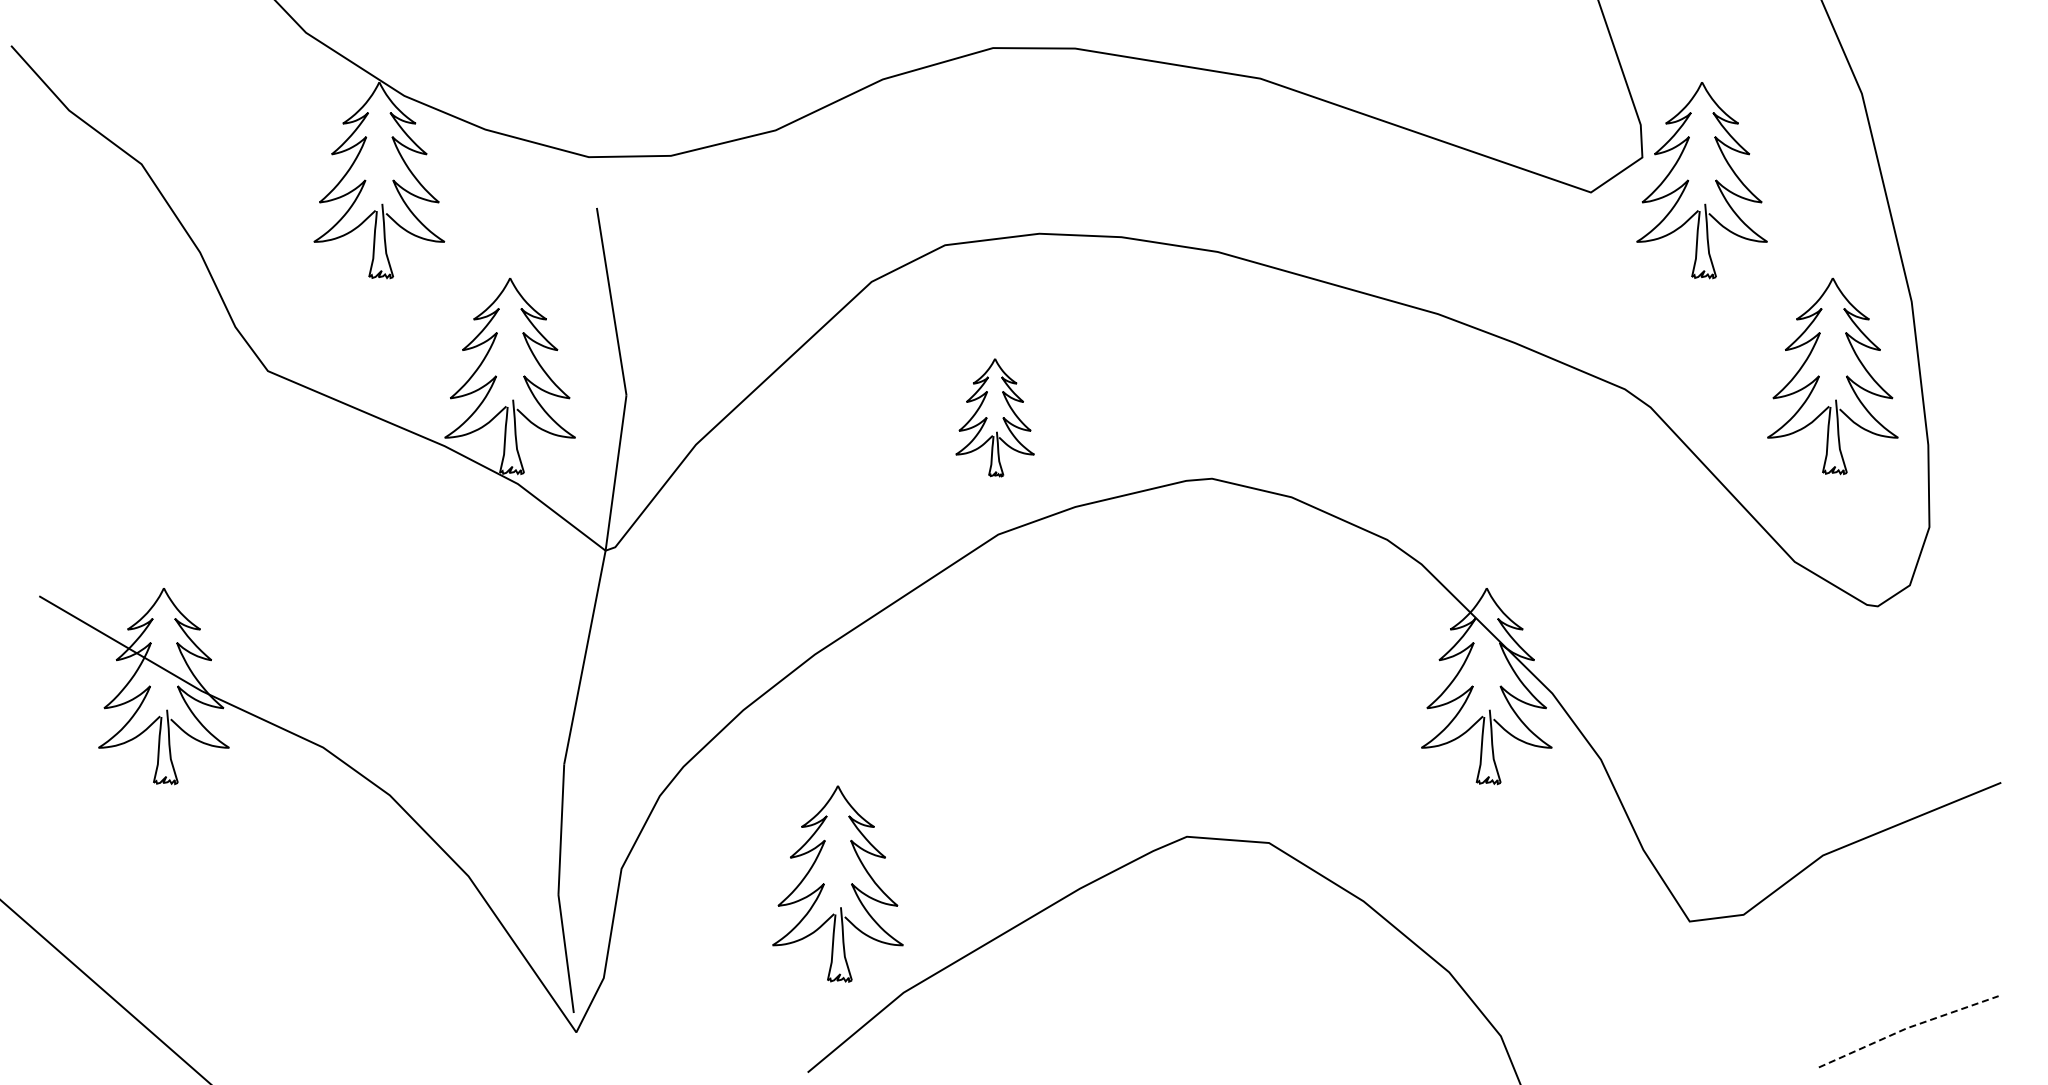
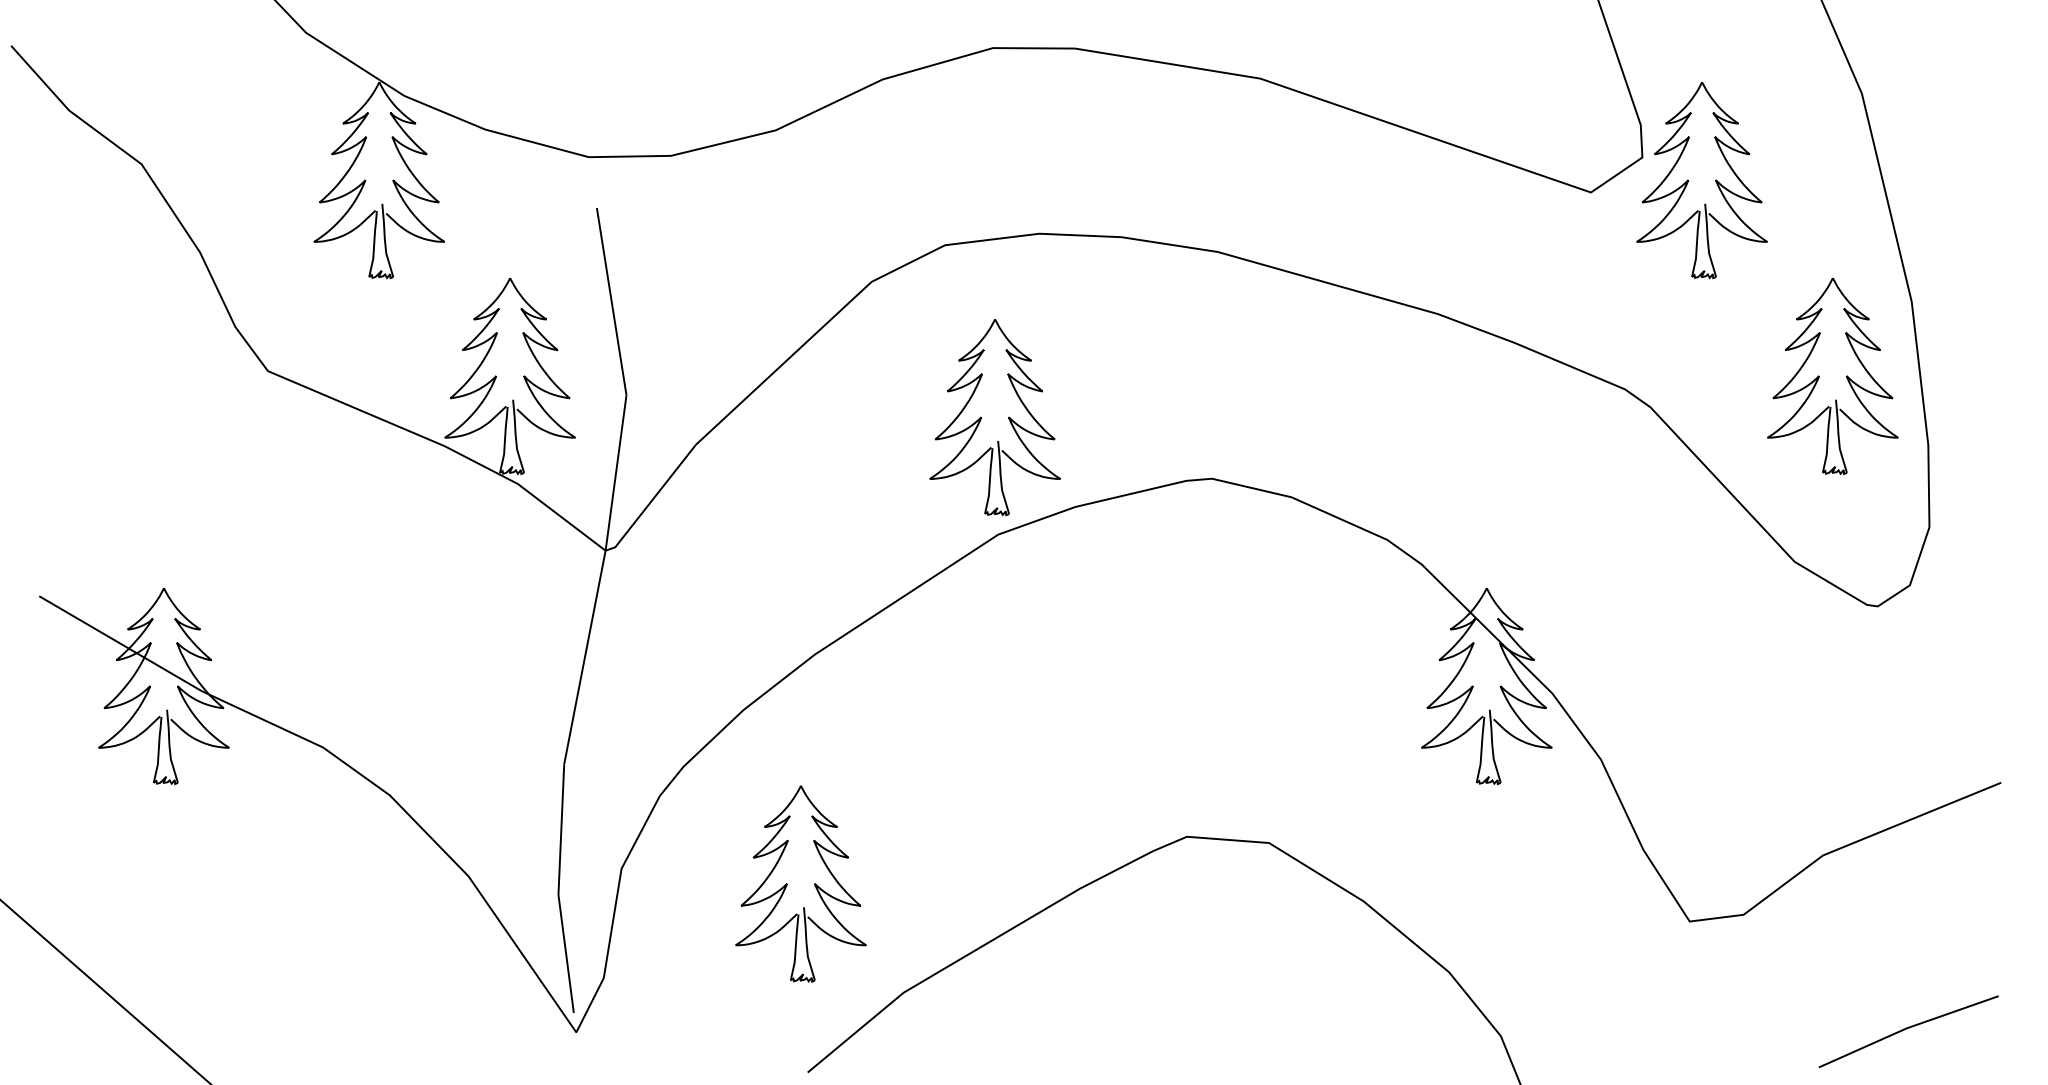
part size: 80x120 px -> 132x198 px (994, 417)
part position: (824, 883) -> (787, 883) (787, 883)
line: dashed -> solid (1906, 1028)
